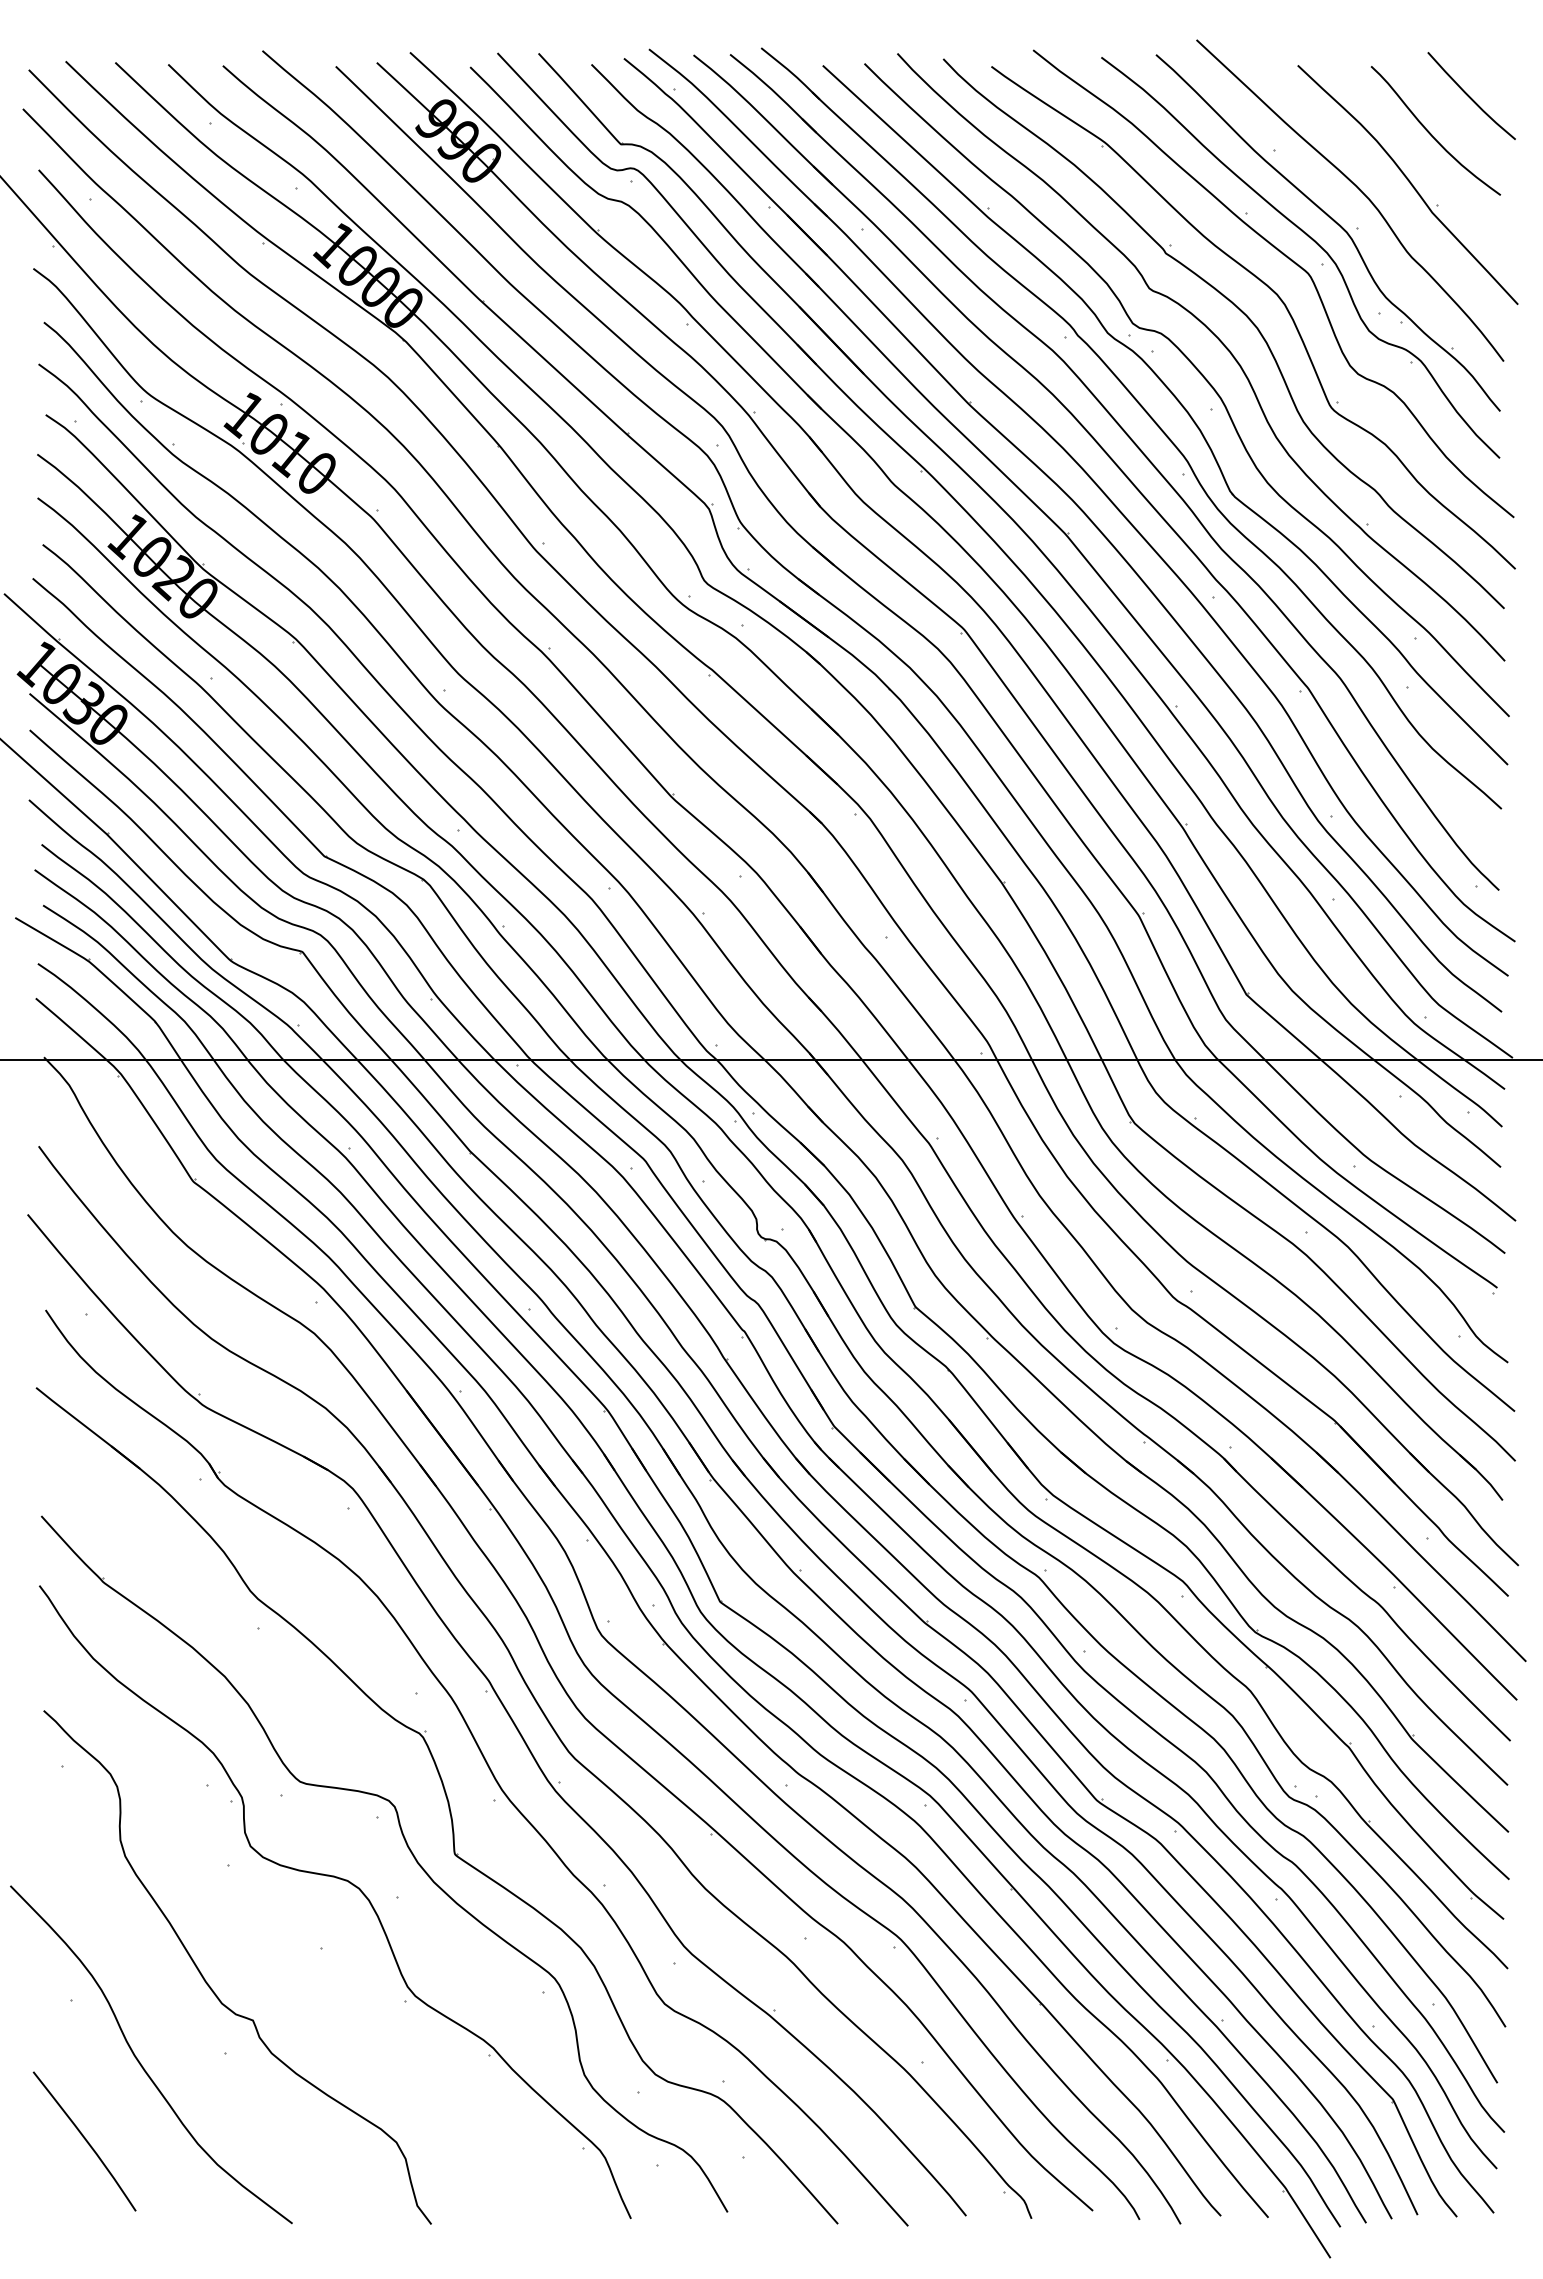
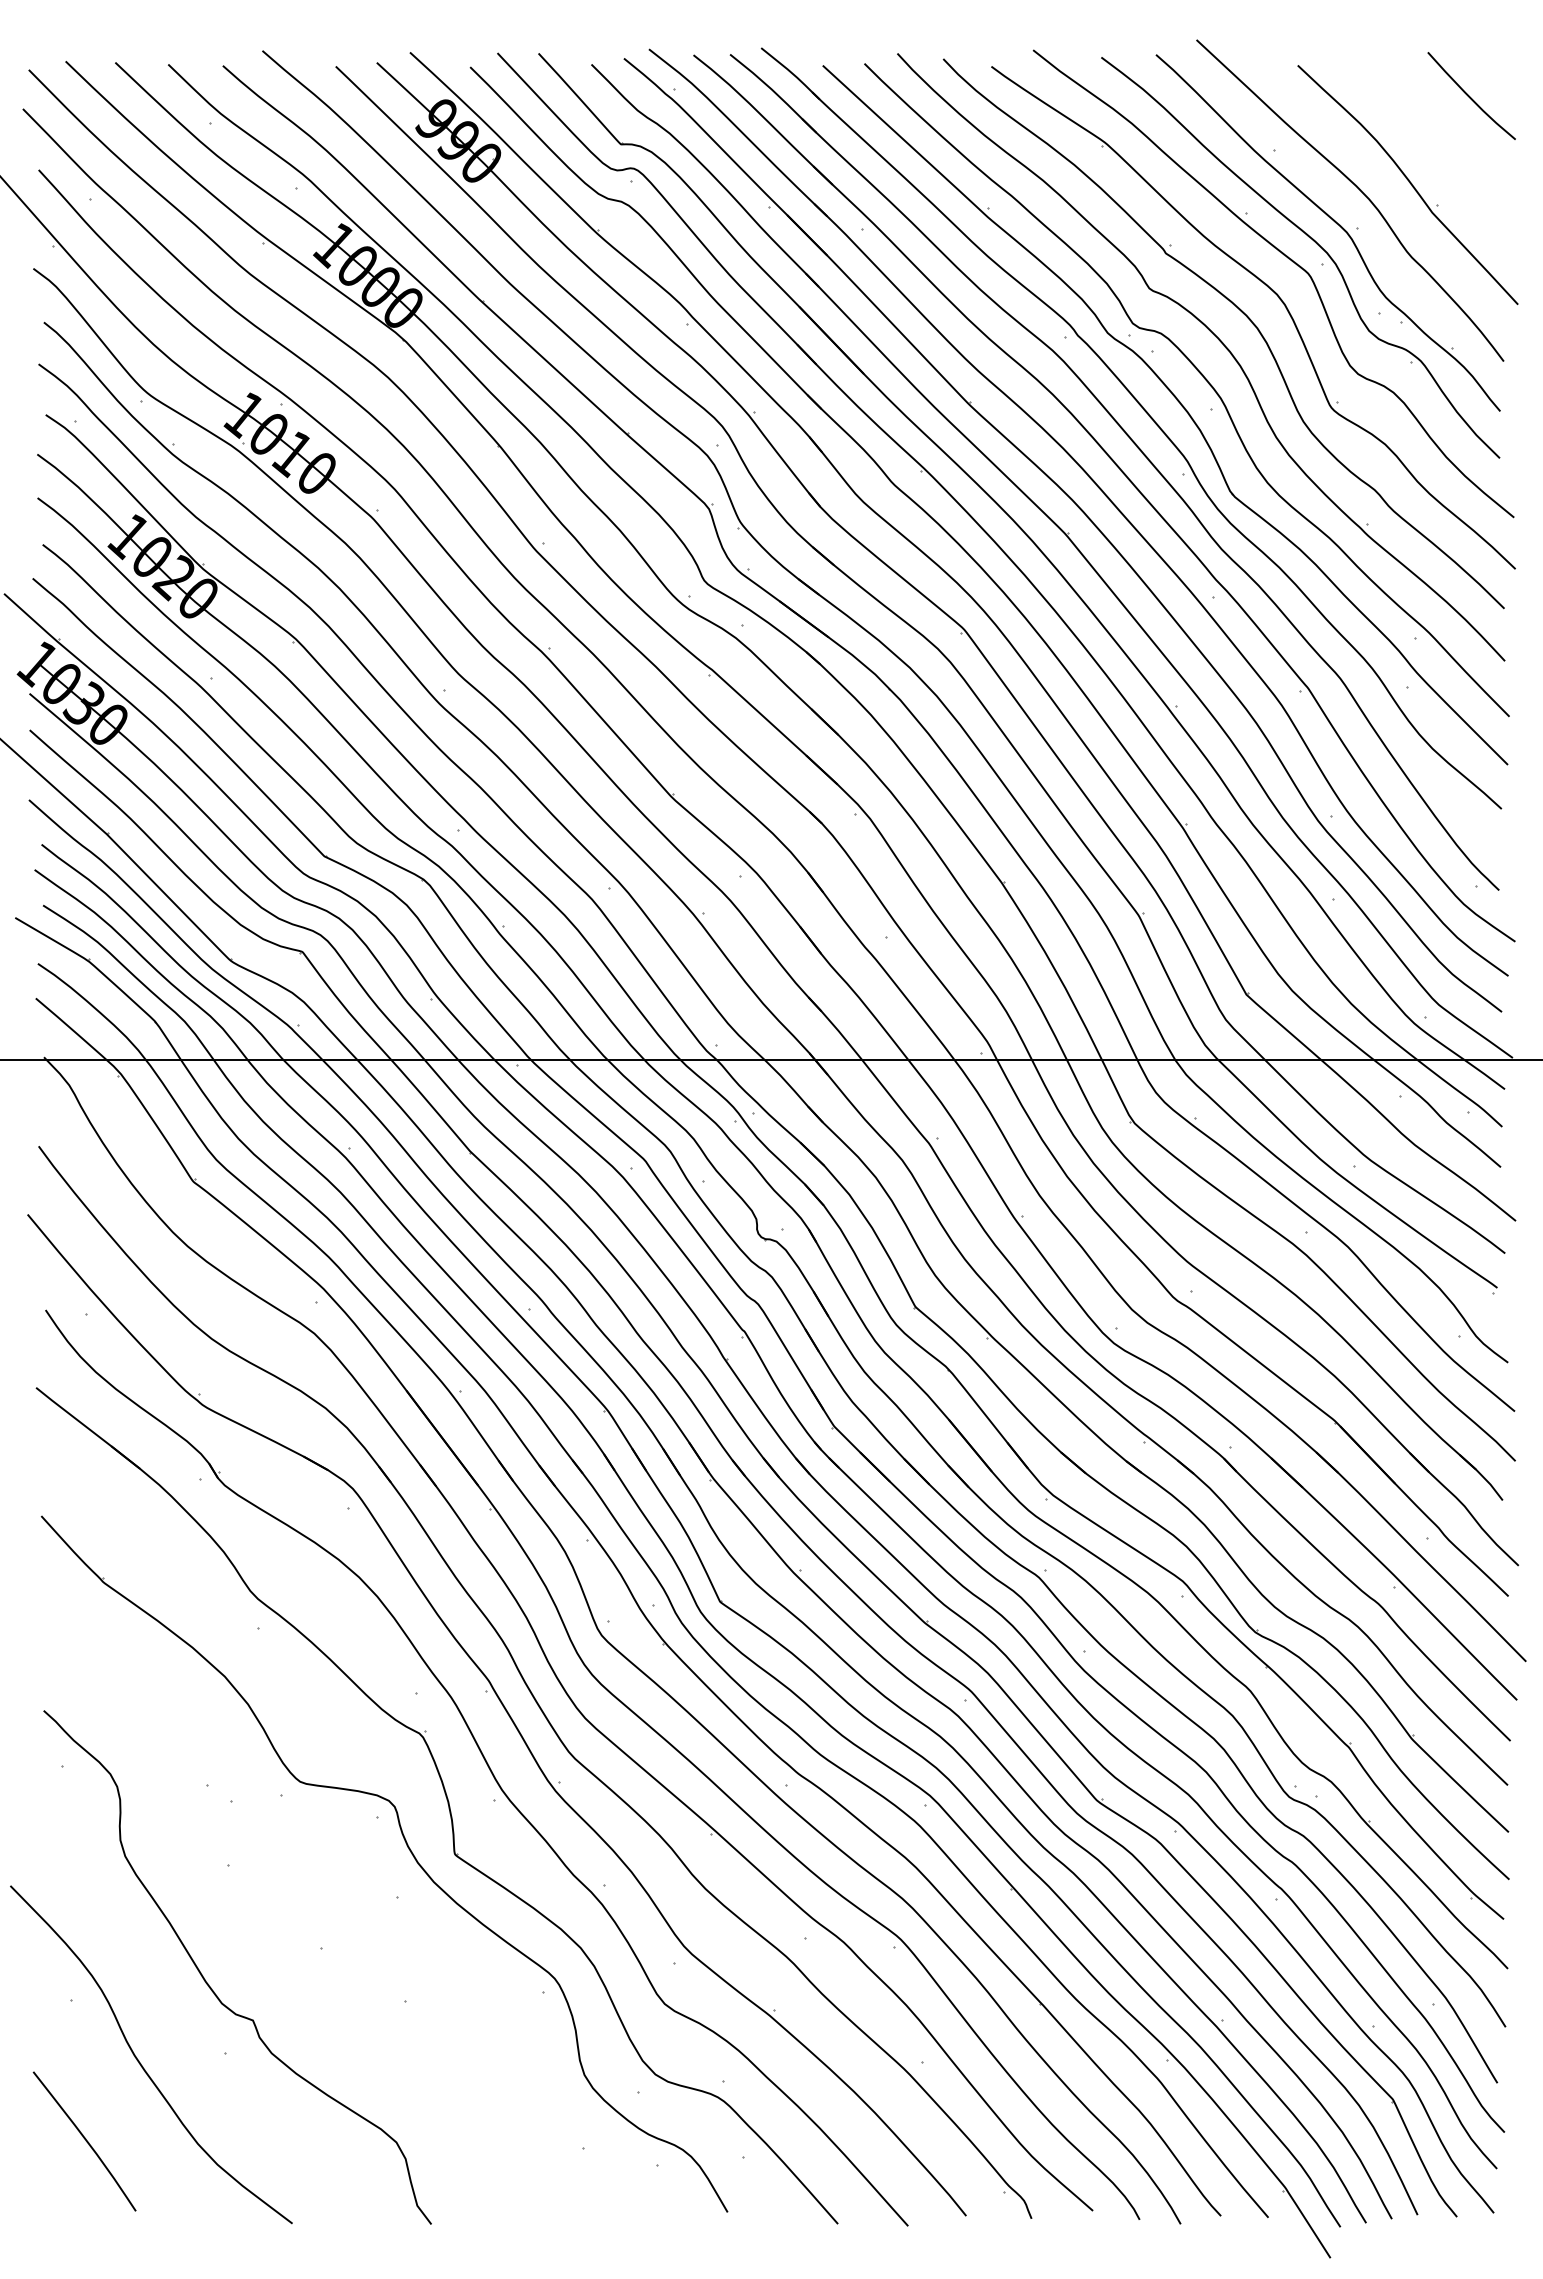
curve: present -> none (1431, 133)
part: present -> none (342, 1880)
